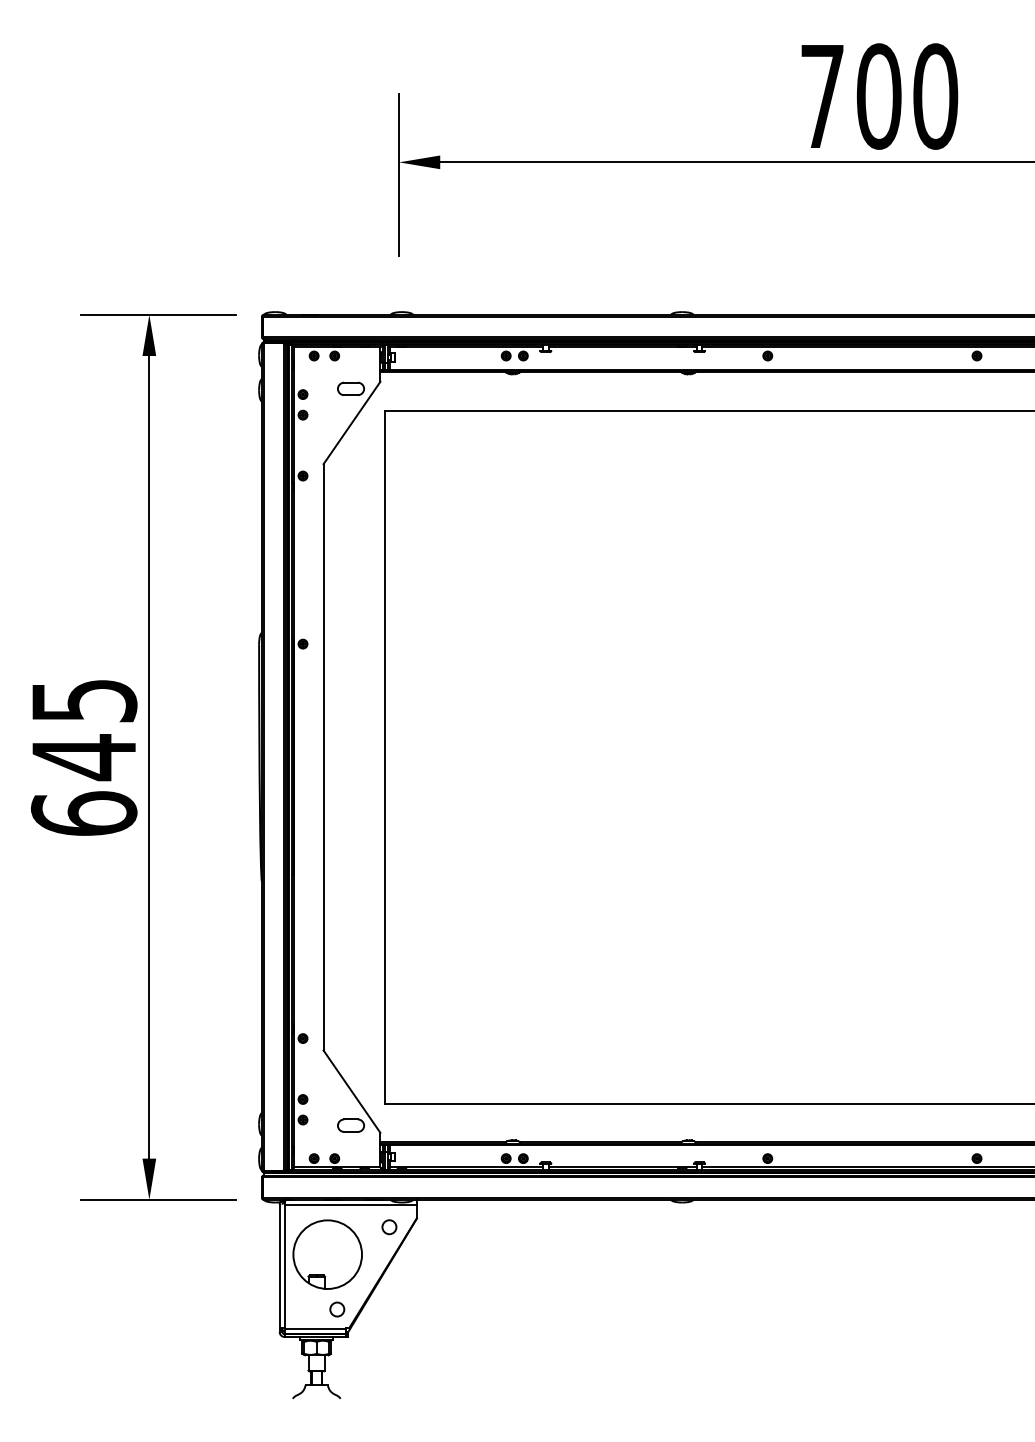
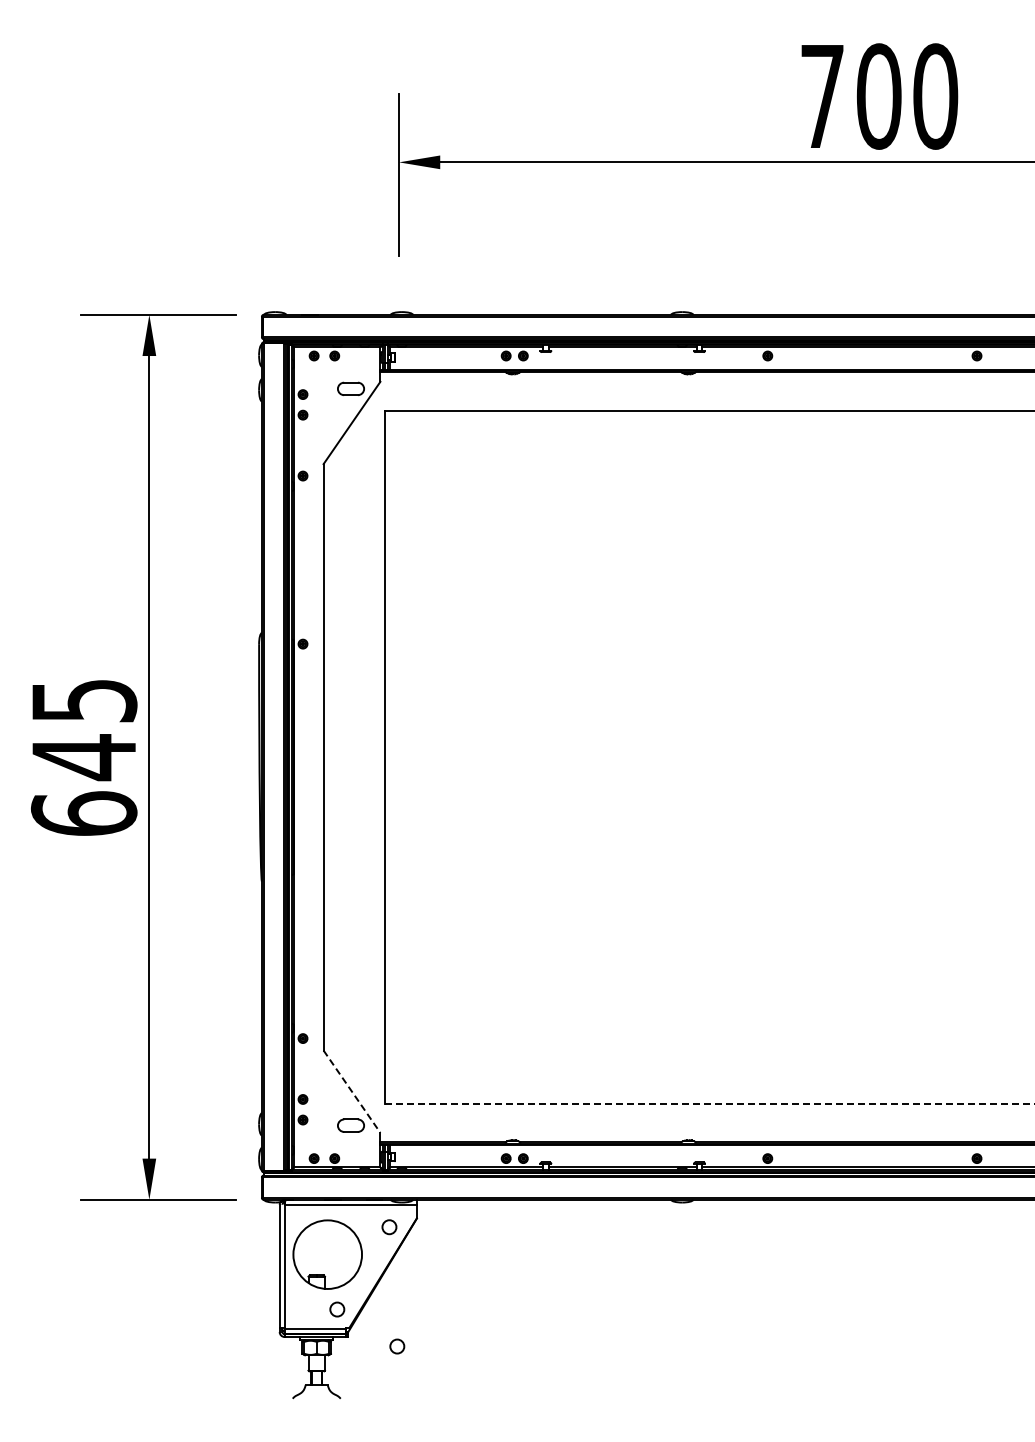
line: solid -> dashed (352, 1092)
line: solid -> dashed (710, 1103)
circle: none -> present (397, 1346)
